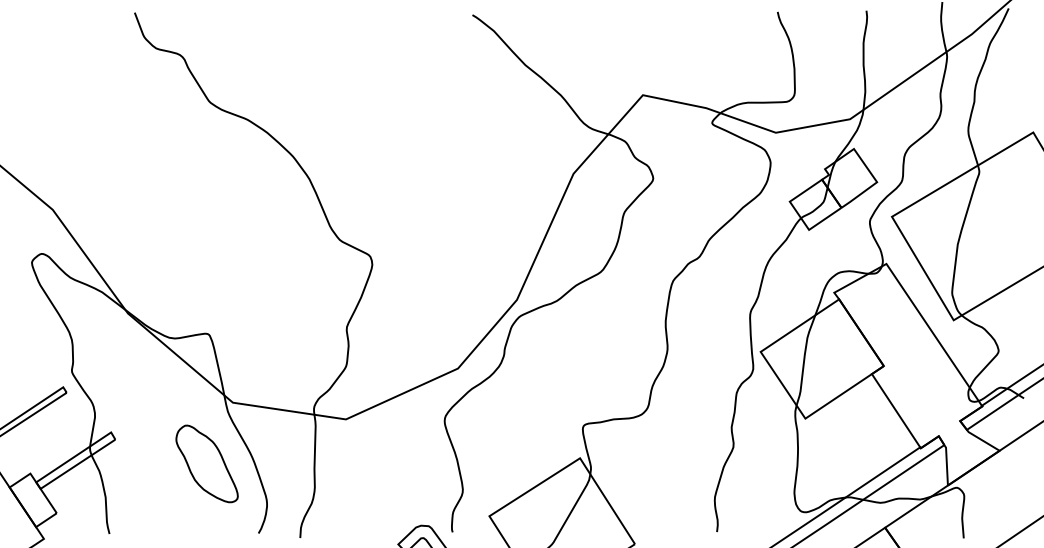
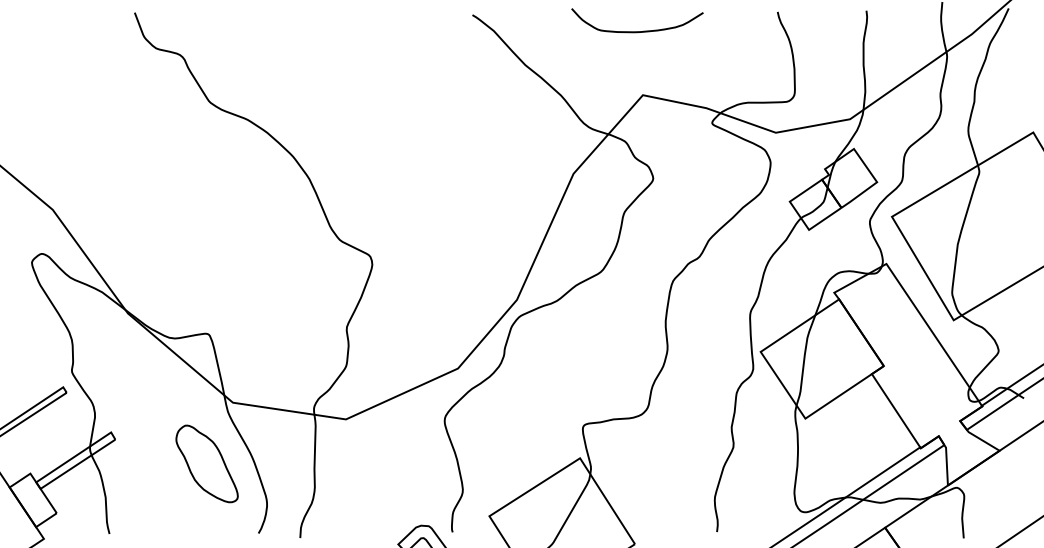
curve: none -> present (637, 31)
